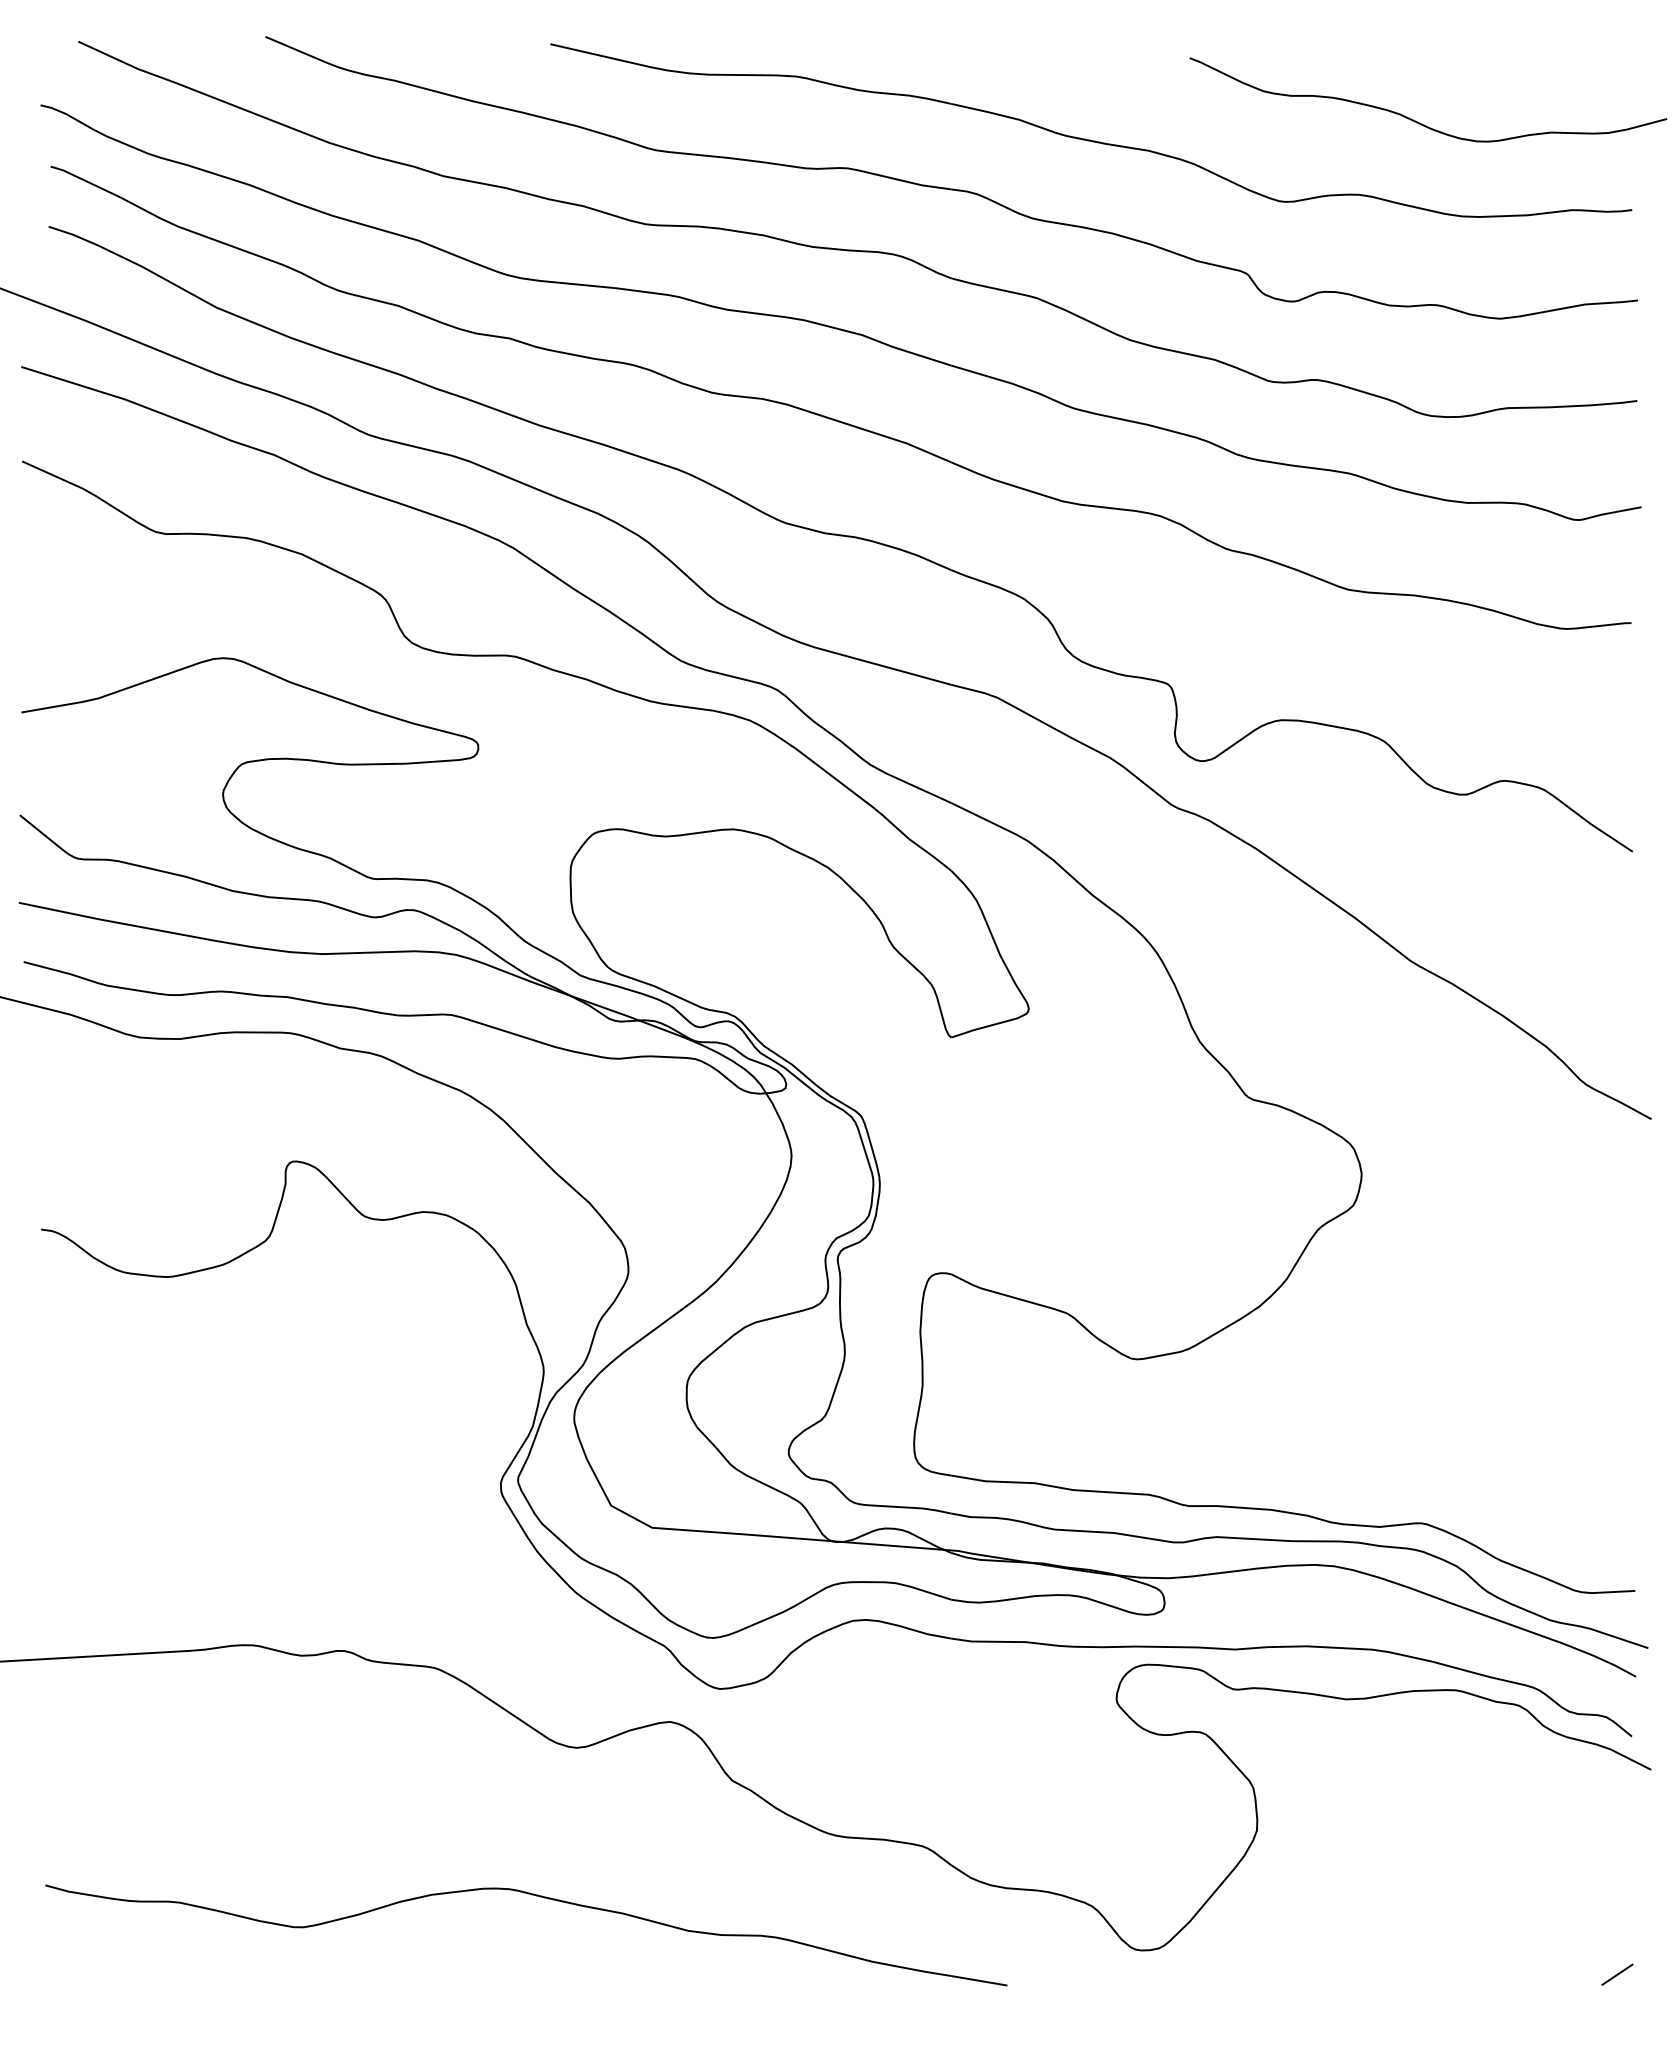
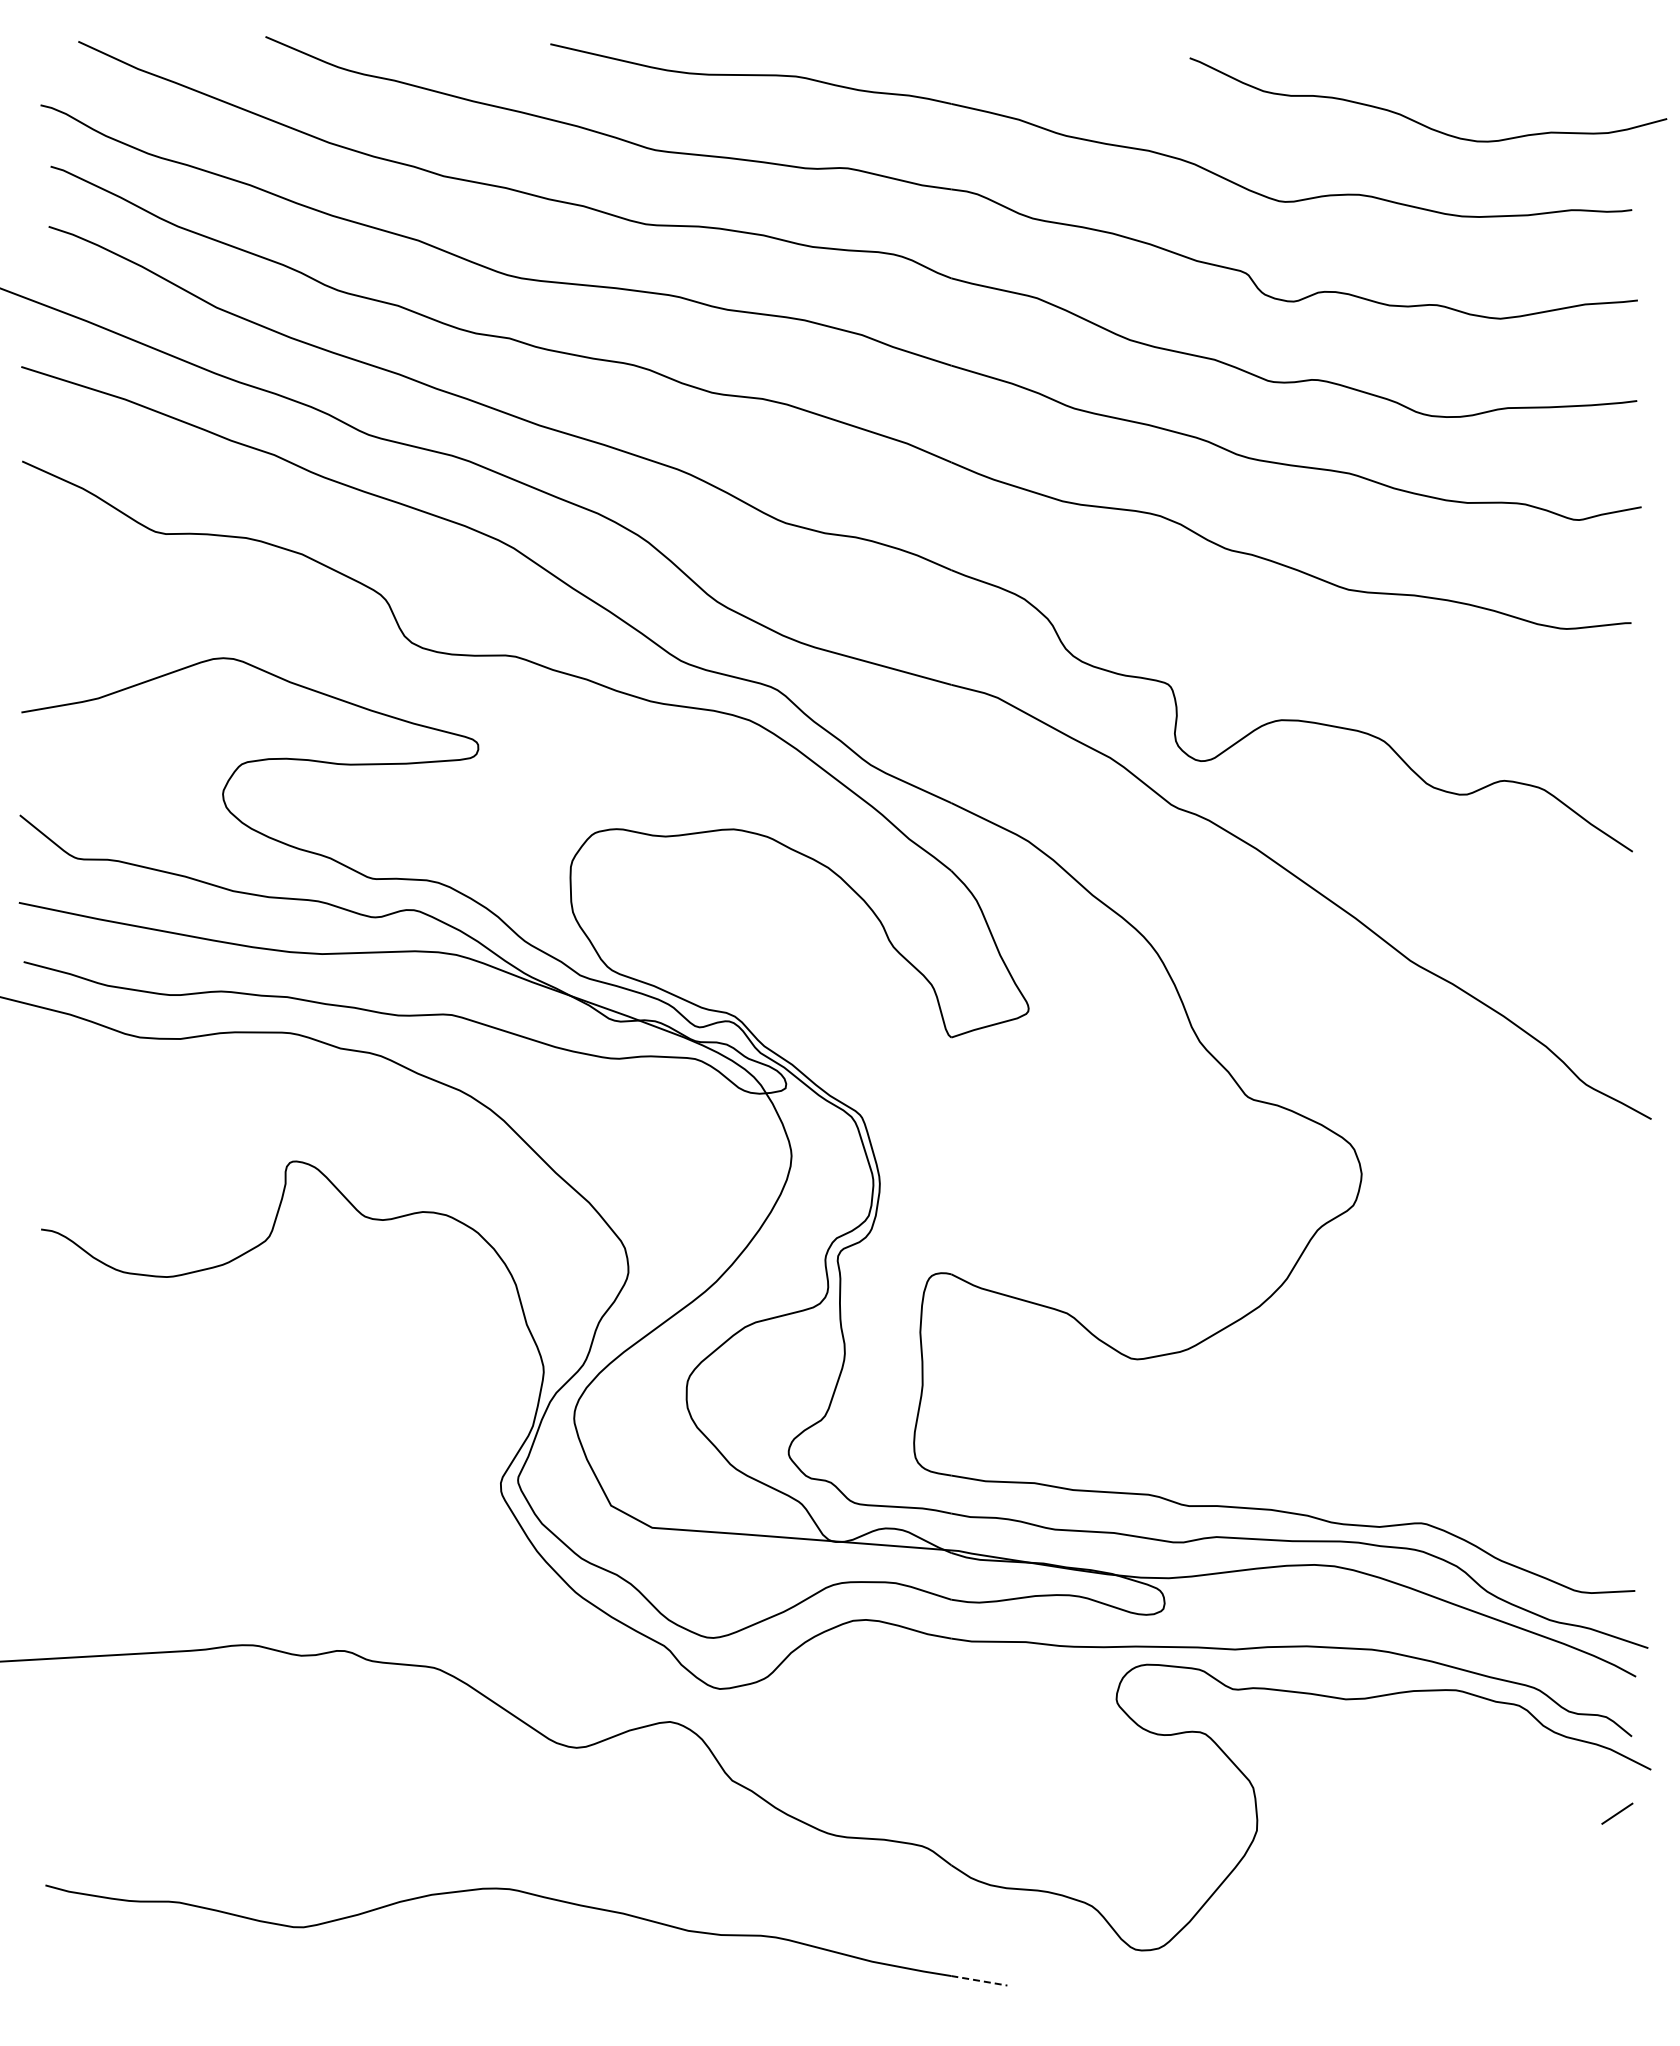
line position: (1617, 1974) -> (1617, 1813) (1617, 1813)
line: solid -> dashed (979, 1980)
